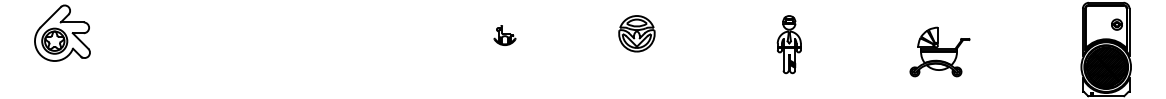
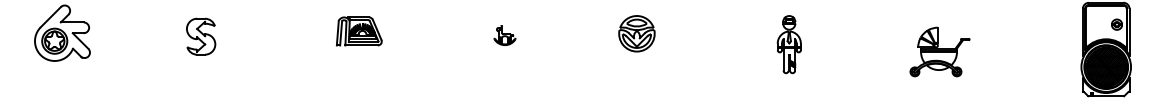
part: none -> present (359, 31)
part: none -> present (201, 36)
